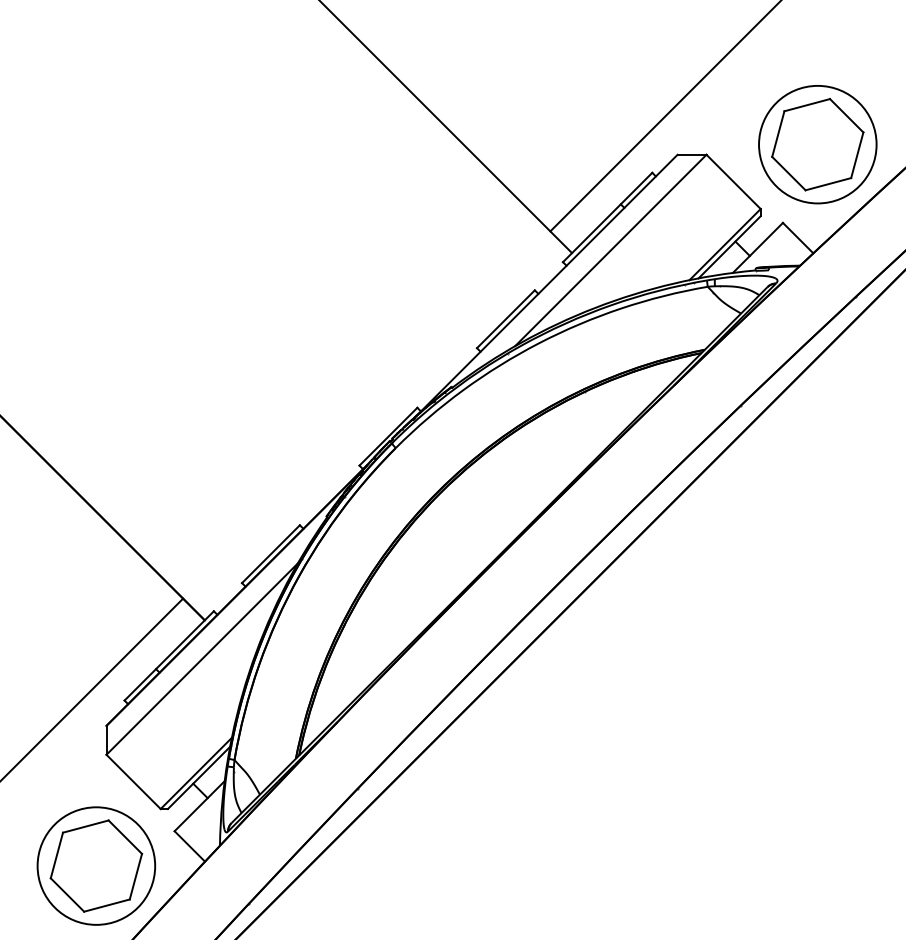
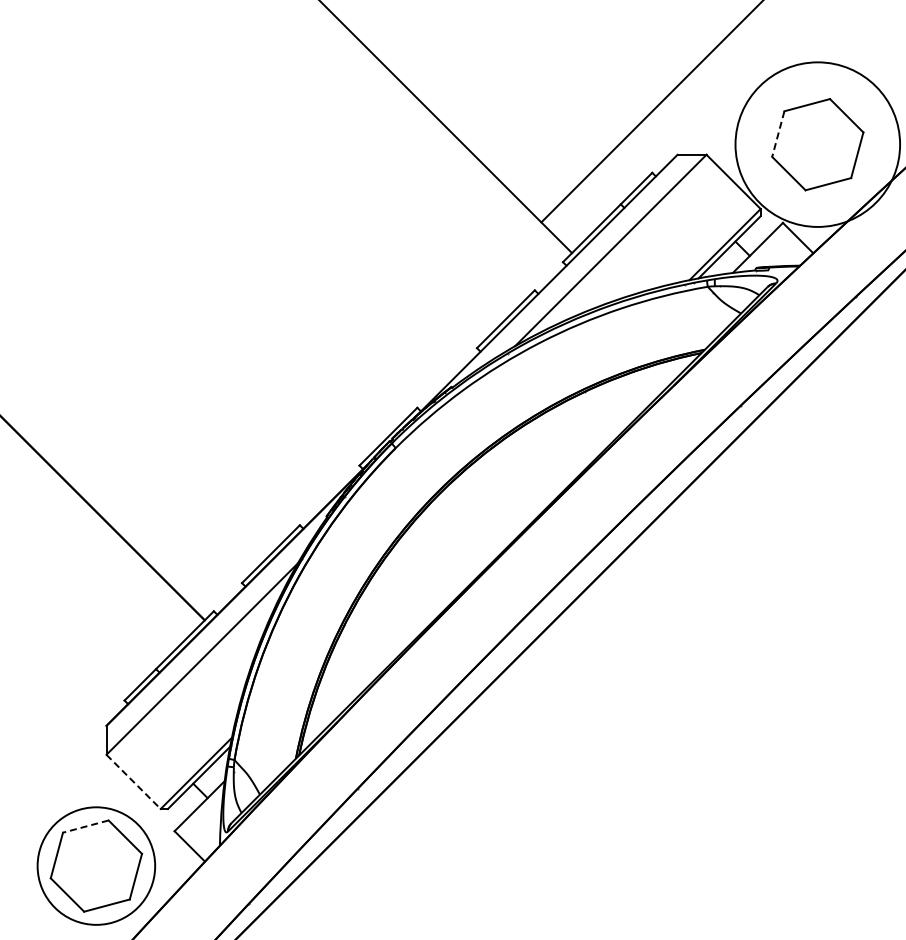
line position: (664, 116) -> (651, 112) (651, 112)
line: solid -> dashed (778, 134)
circle diameter: 118 px -> 165 px (817, 144)
line: present -> none (92, 688)
line: solid -> dashed (133, 782)
line: solid -> dashed (85, 826)
